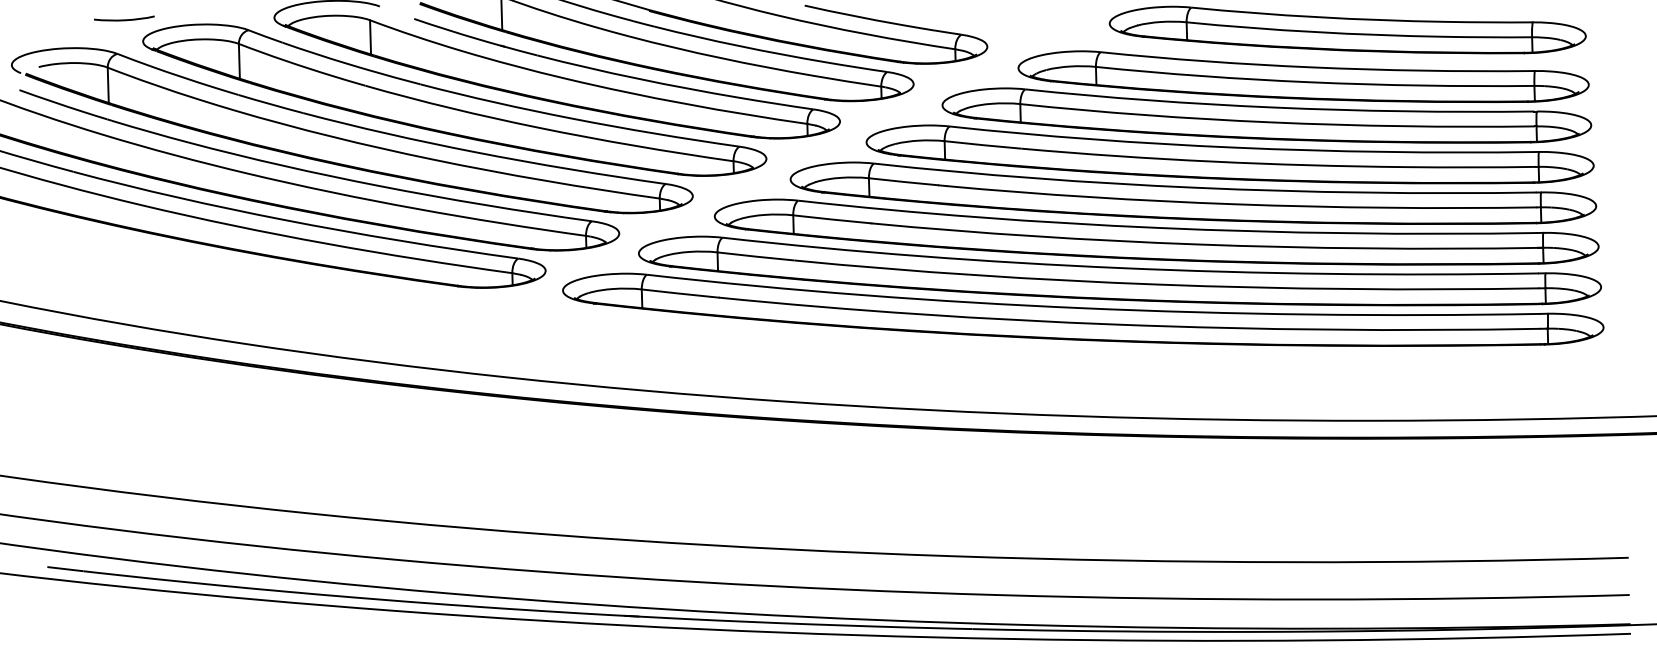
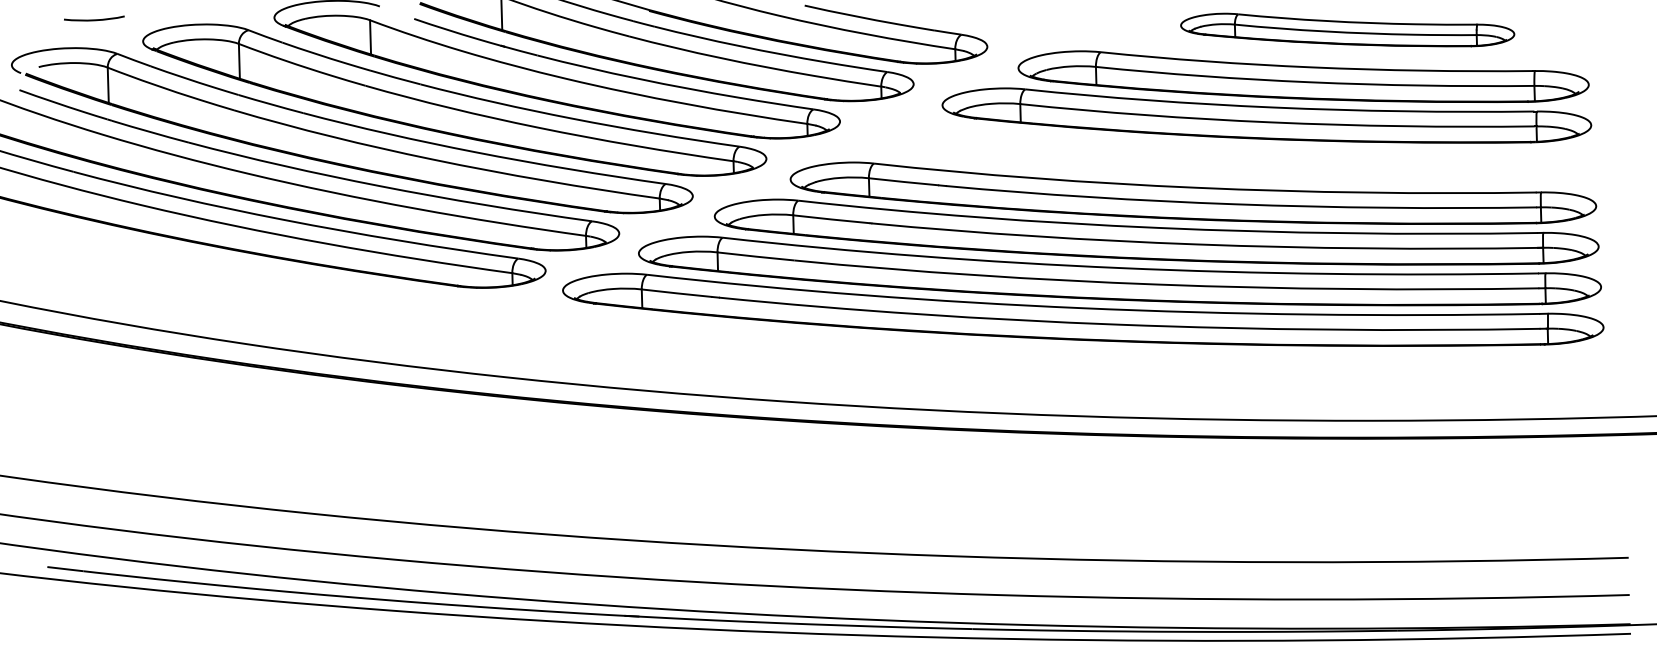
curve position: (124, 19) -> (94, 19) (94, 19)
part size: 479x50 px -> 336x36 px (1347, 29)
part: present -> none (1229, 154)
